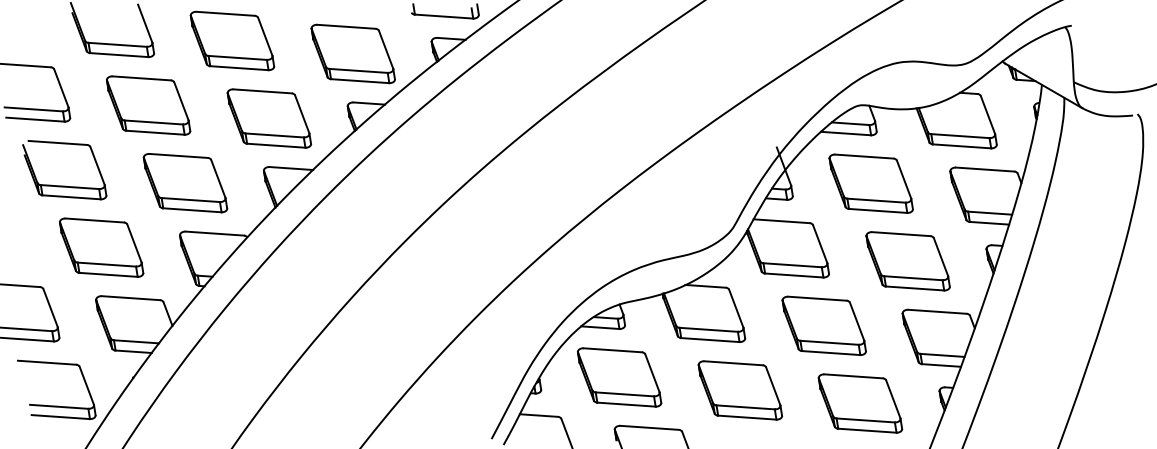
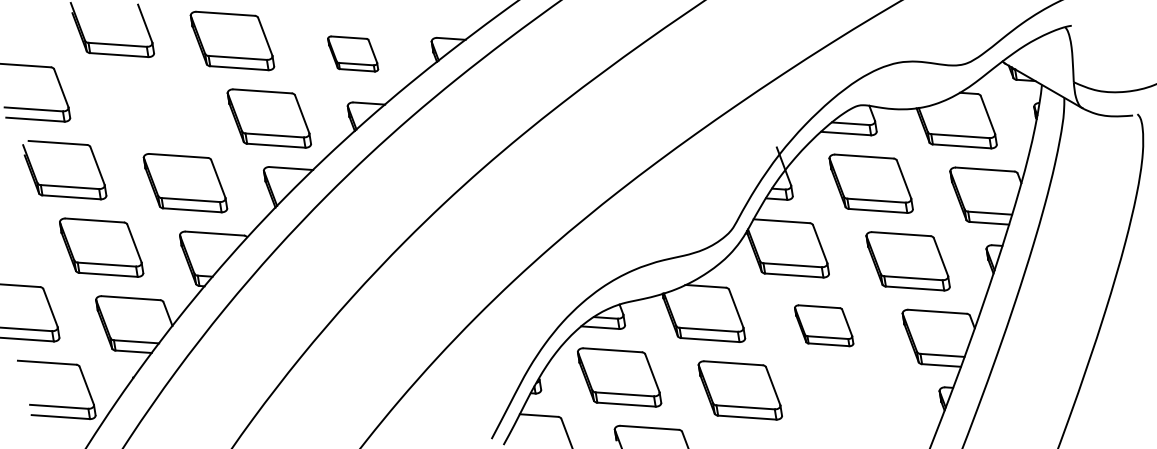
part: present -> none (445, 11)
part size: 86x62 px -> 53x38 px (353, 53)
part: present -> none (148, 105)
part size: 86x61 px -> 61x44 px (824, 325)
part: present -> none (860, 403)
